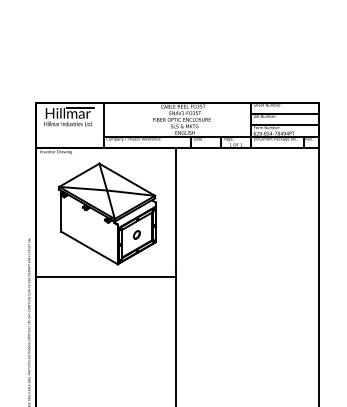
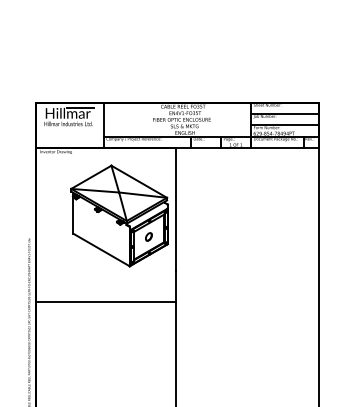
part position: (107, 213) -> (119, 215) (119, 215)
line position: (105, 277) -> (105, 302) (105, 302)
